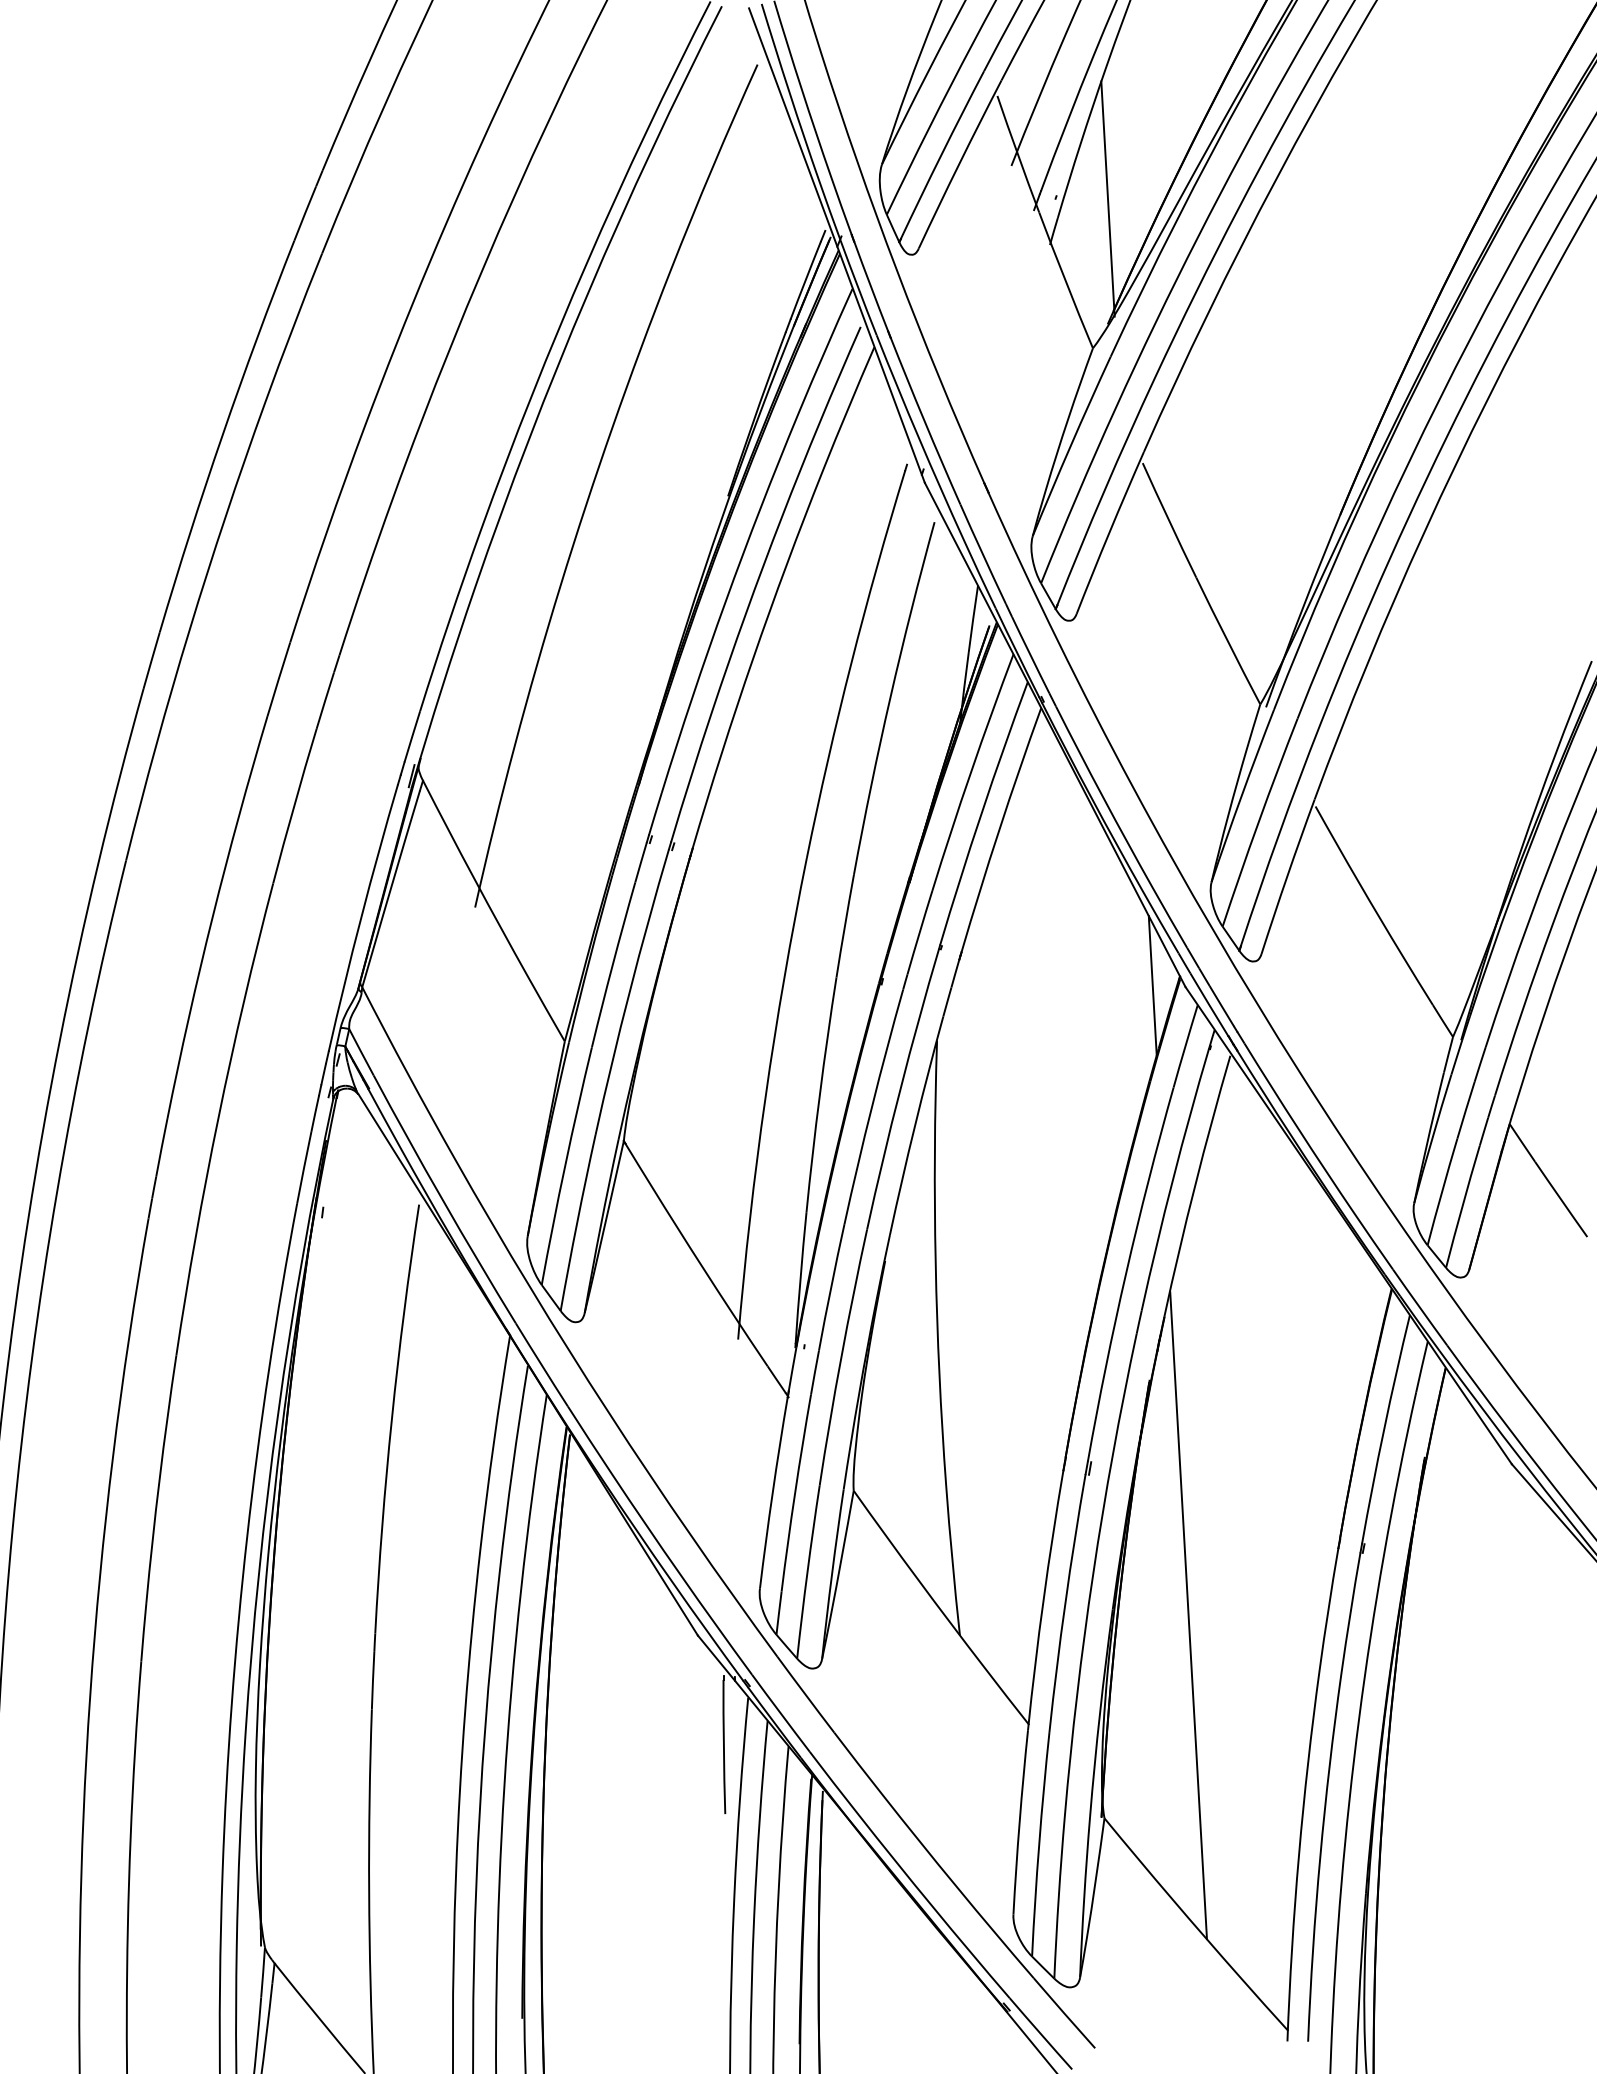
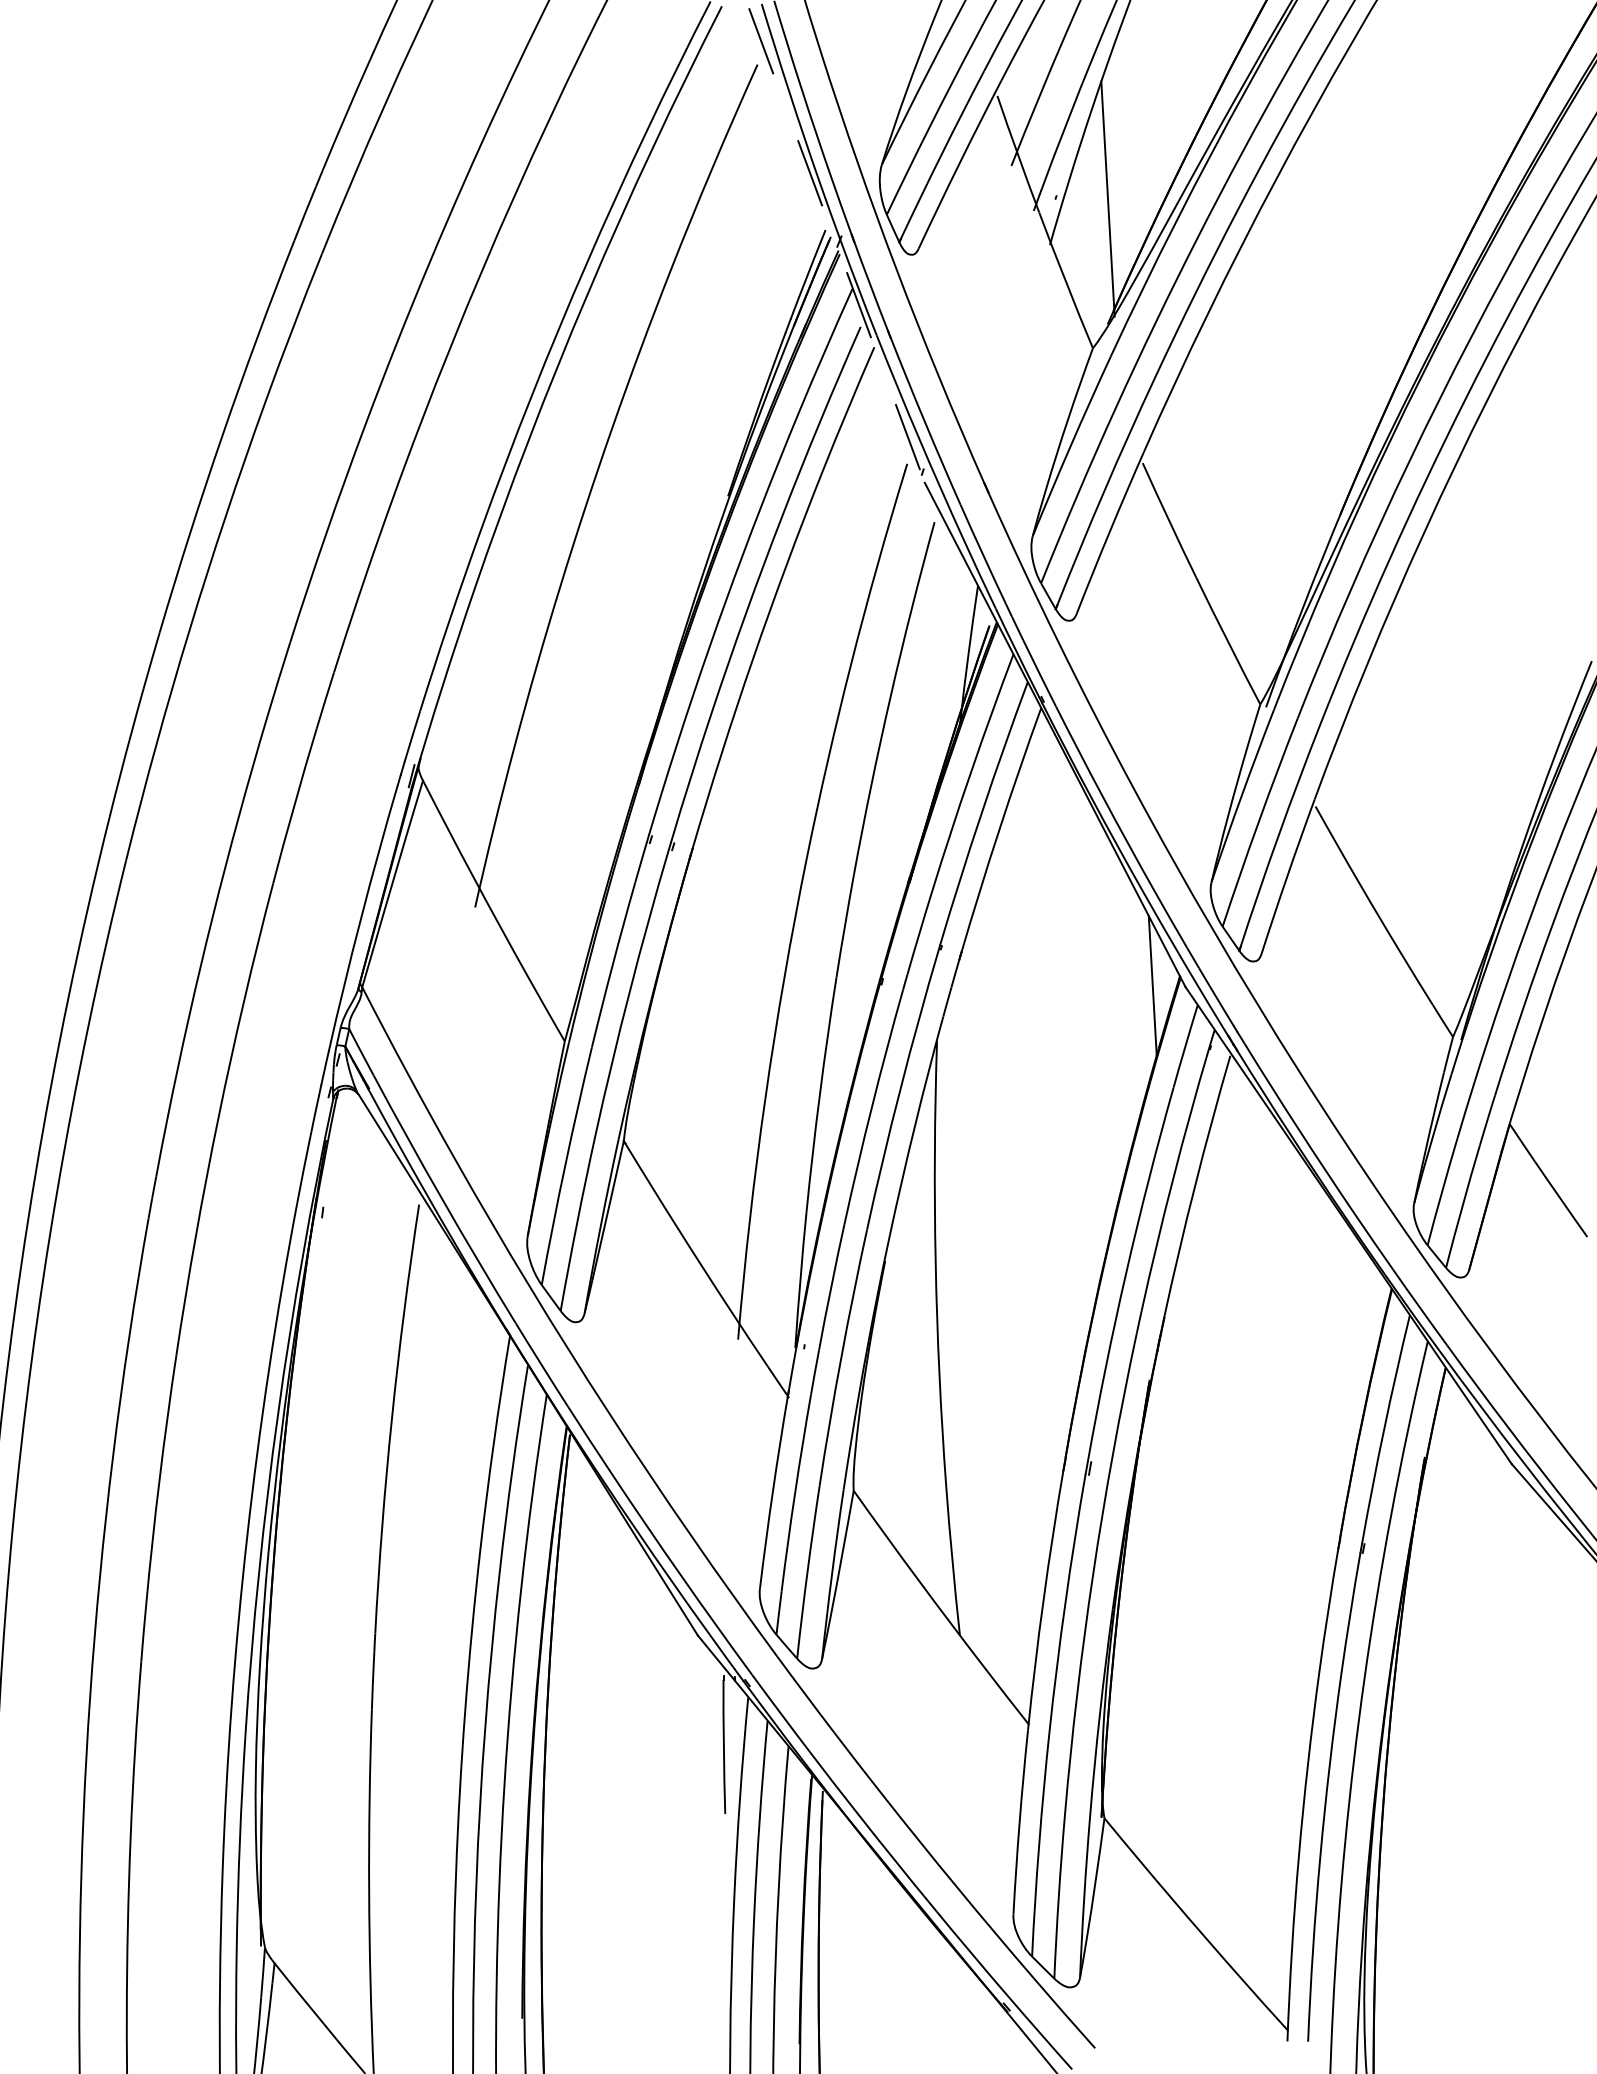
line: solid -> dashed (837, 246)
line: present -> none (1188, 1615)
